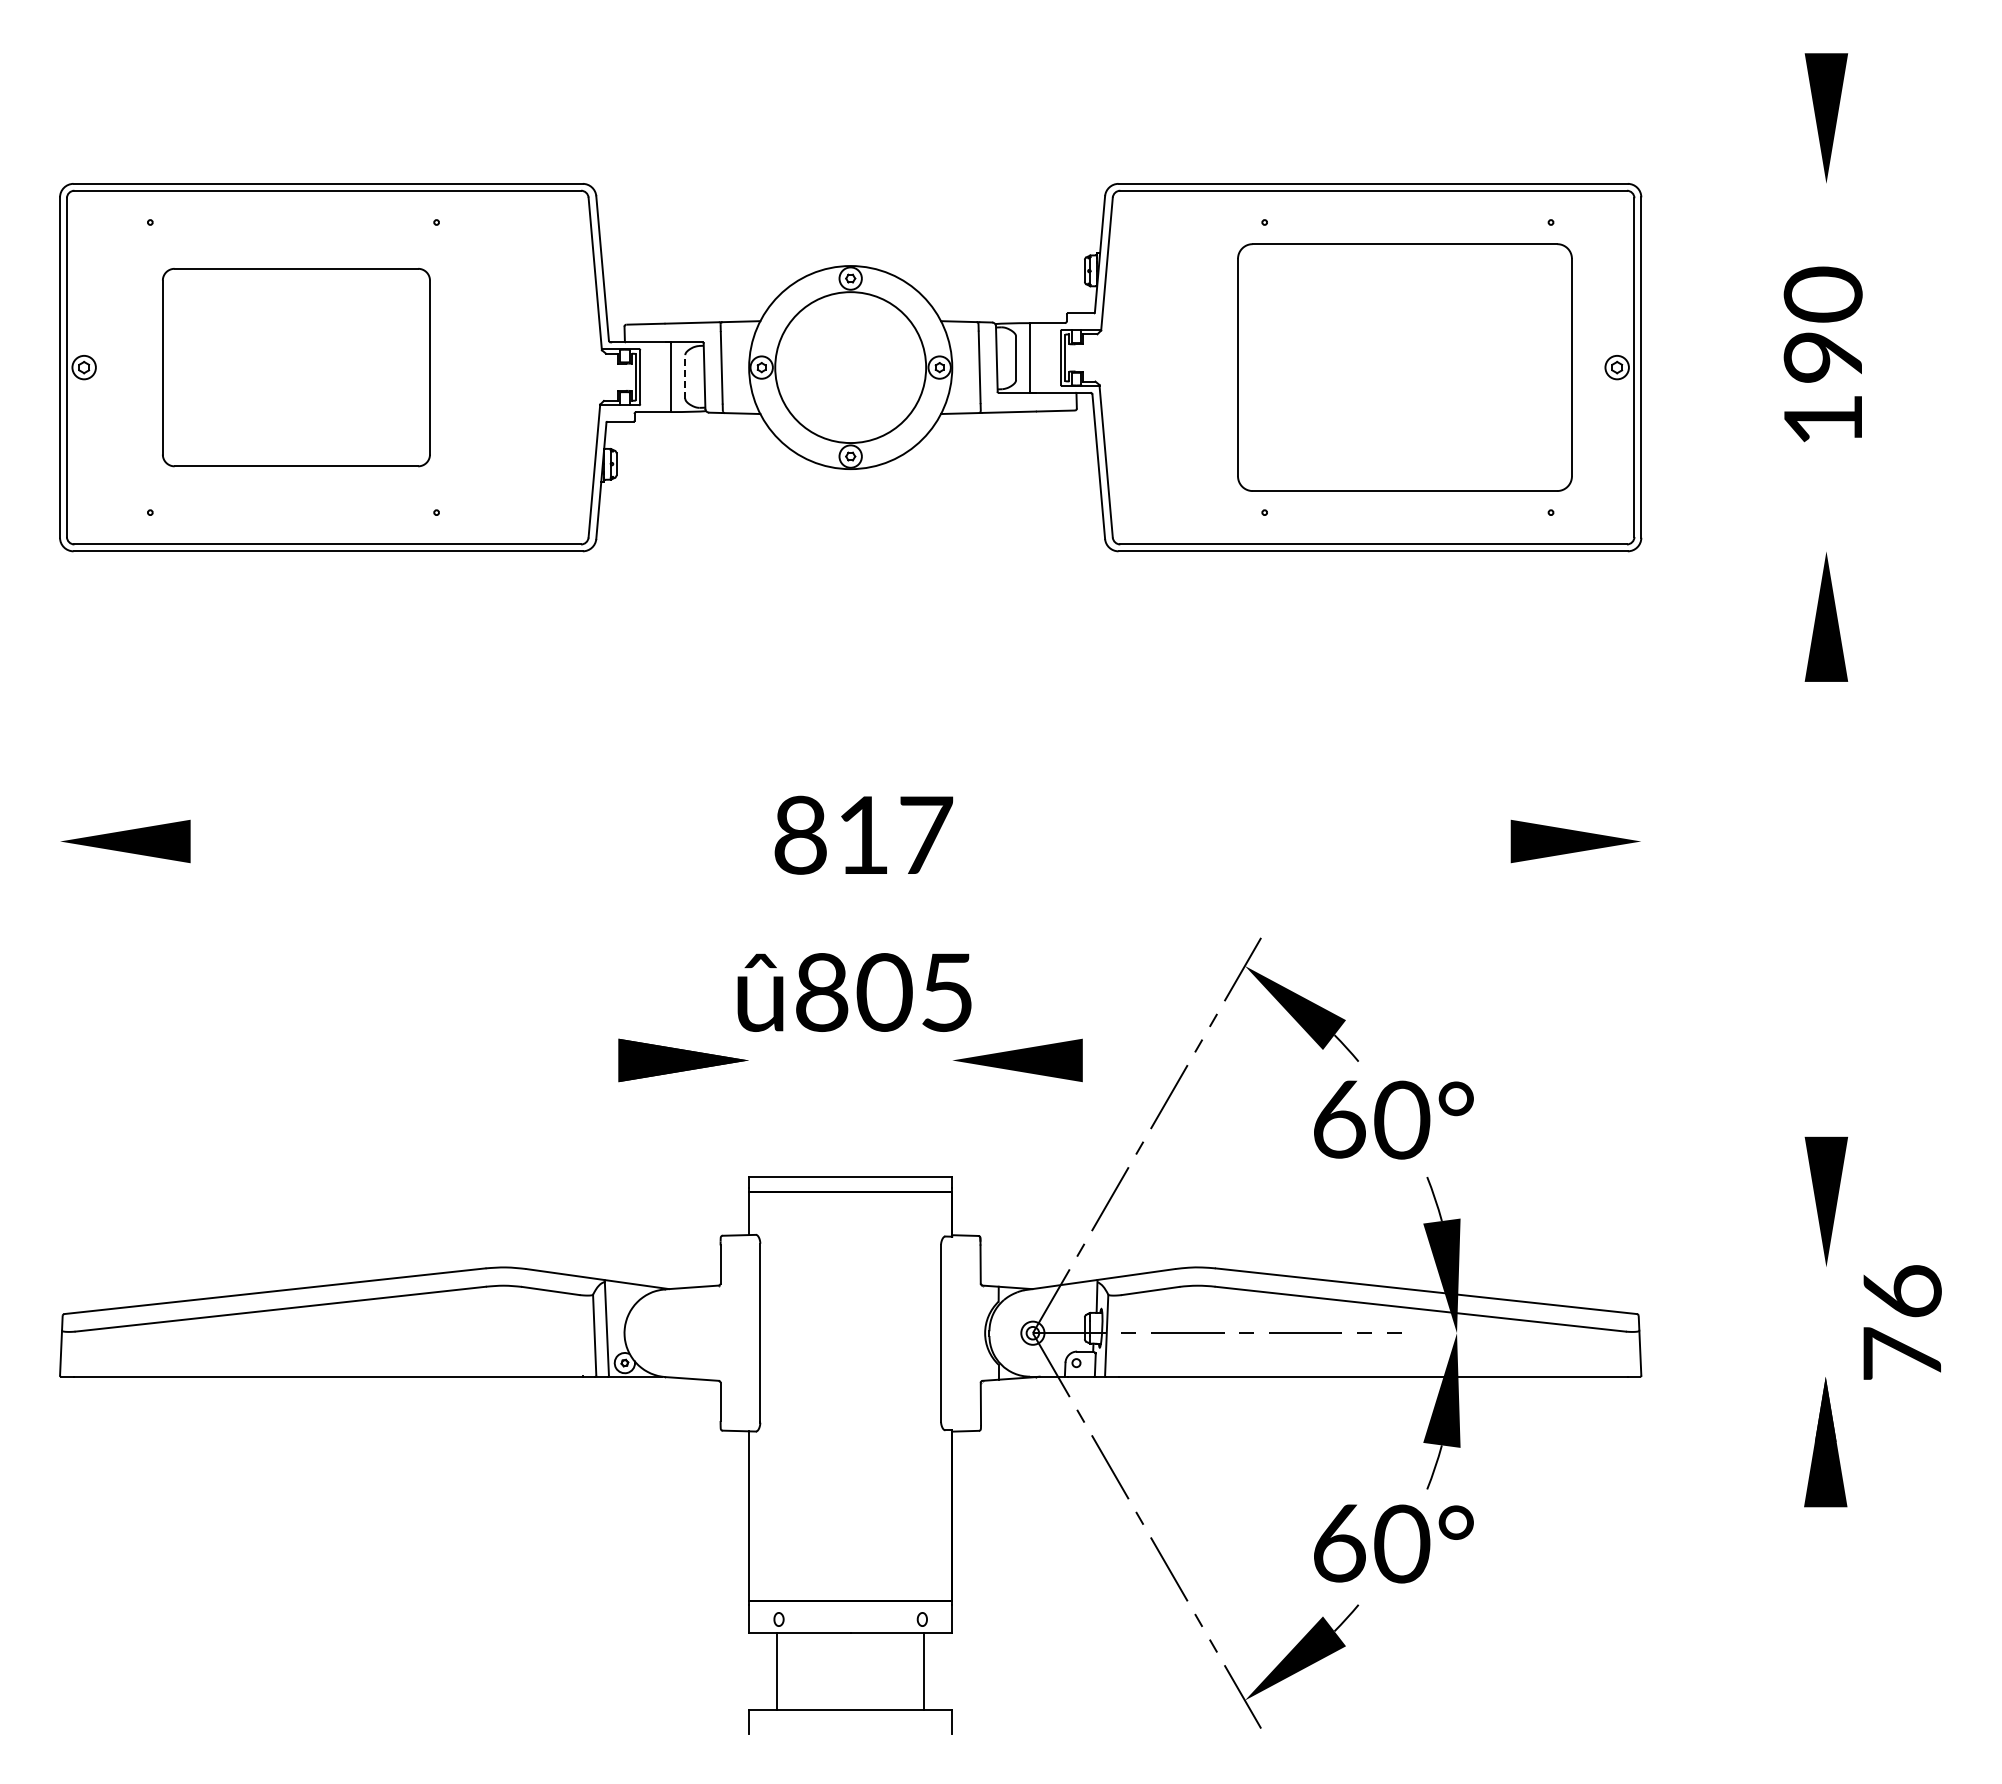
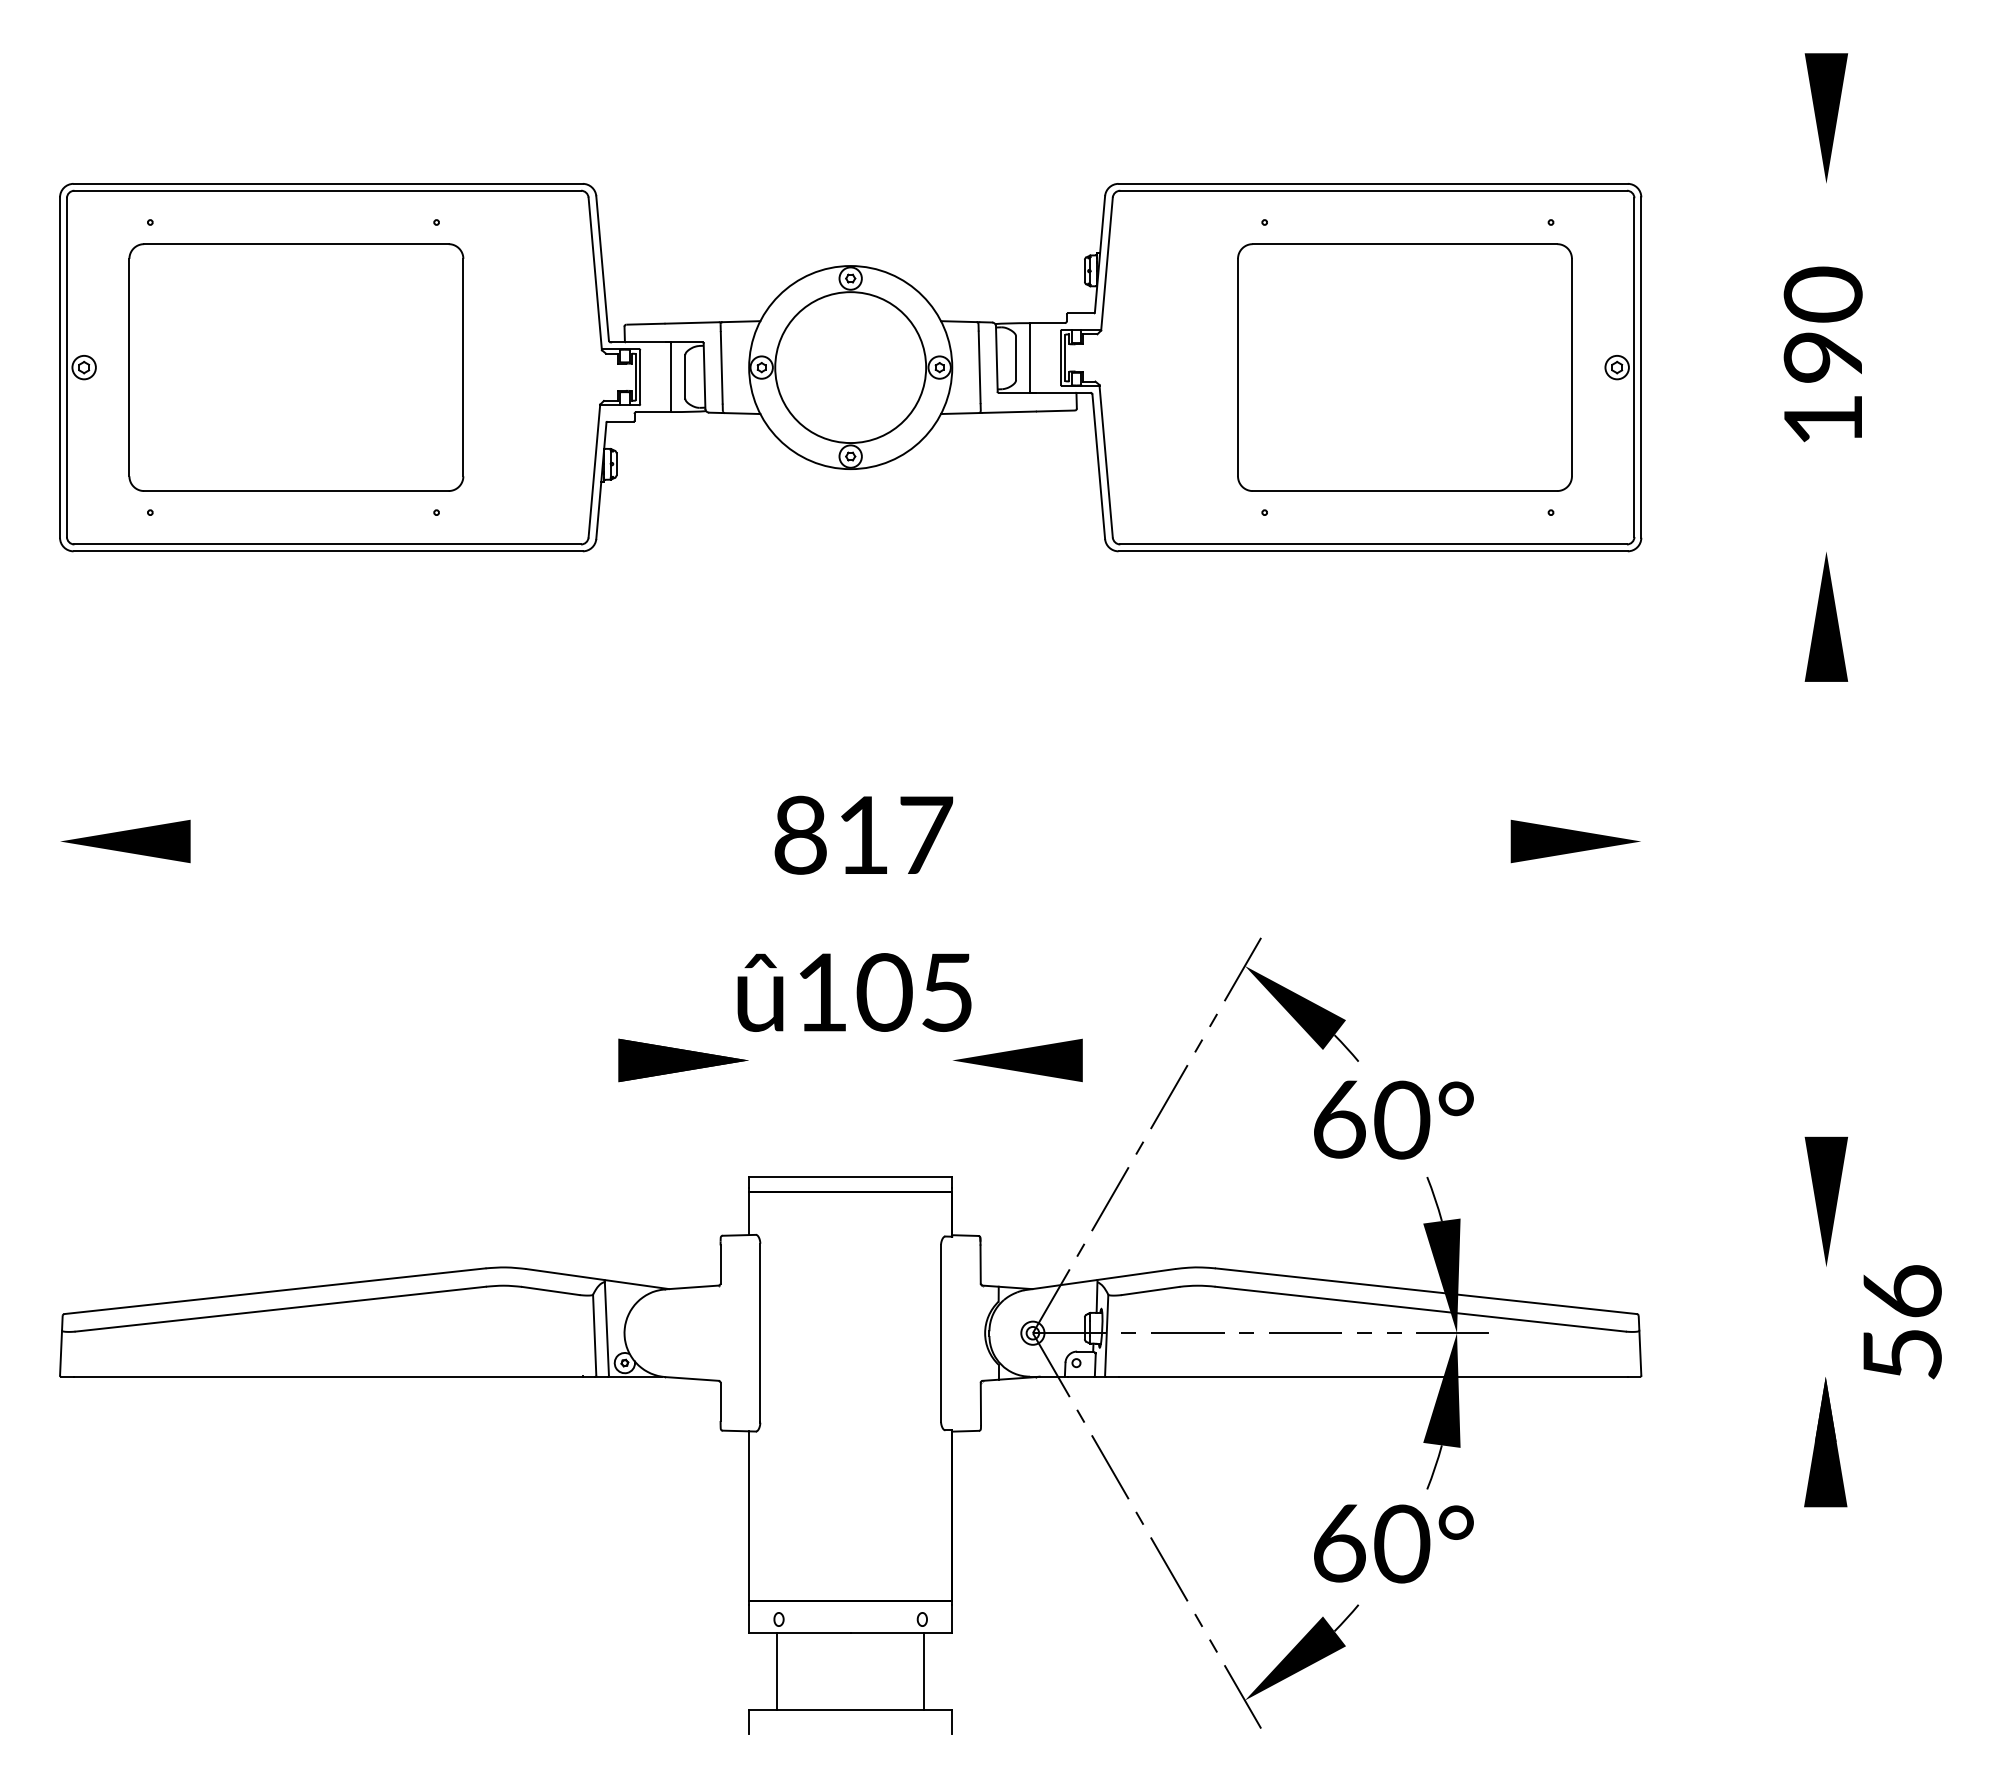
part size: 269x200 px -> 337x249 px (296, 367)
line: dashed -> solid (685, 376)
text: û805 -> û105 (822, 992)
line: none -> present (1452, 1333)
text: 76 -> 56 (1902, 1353)
